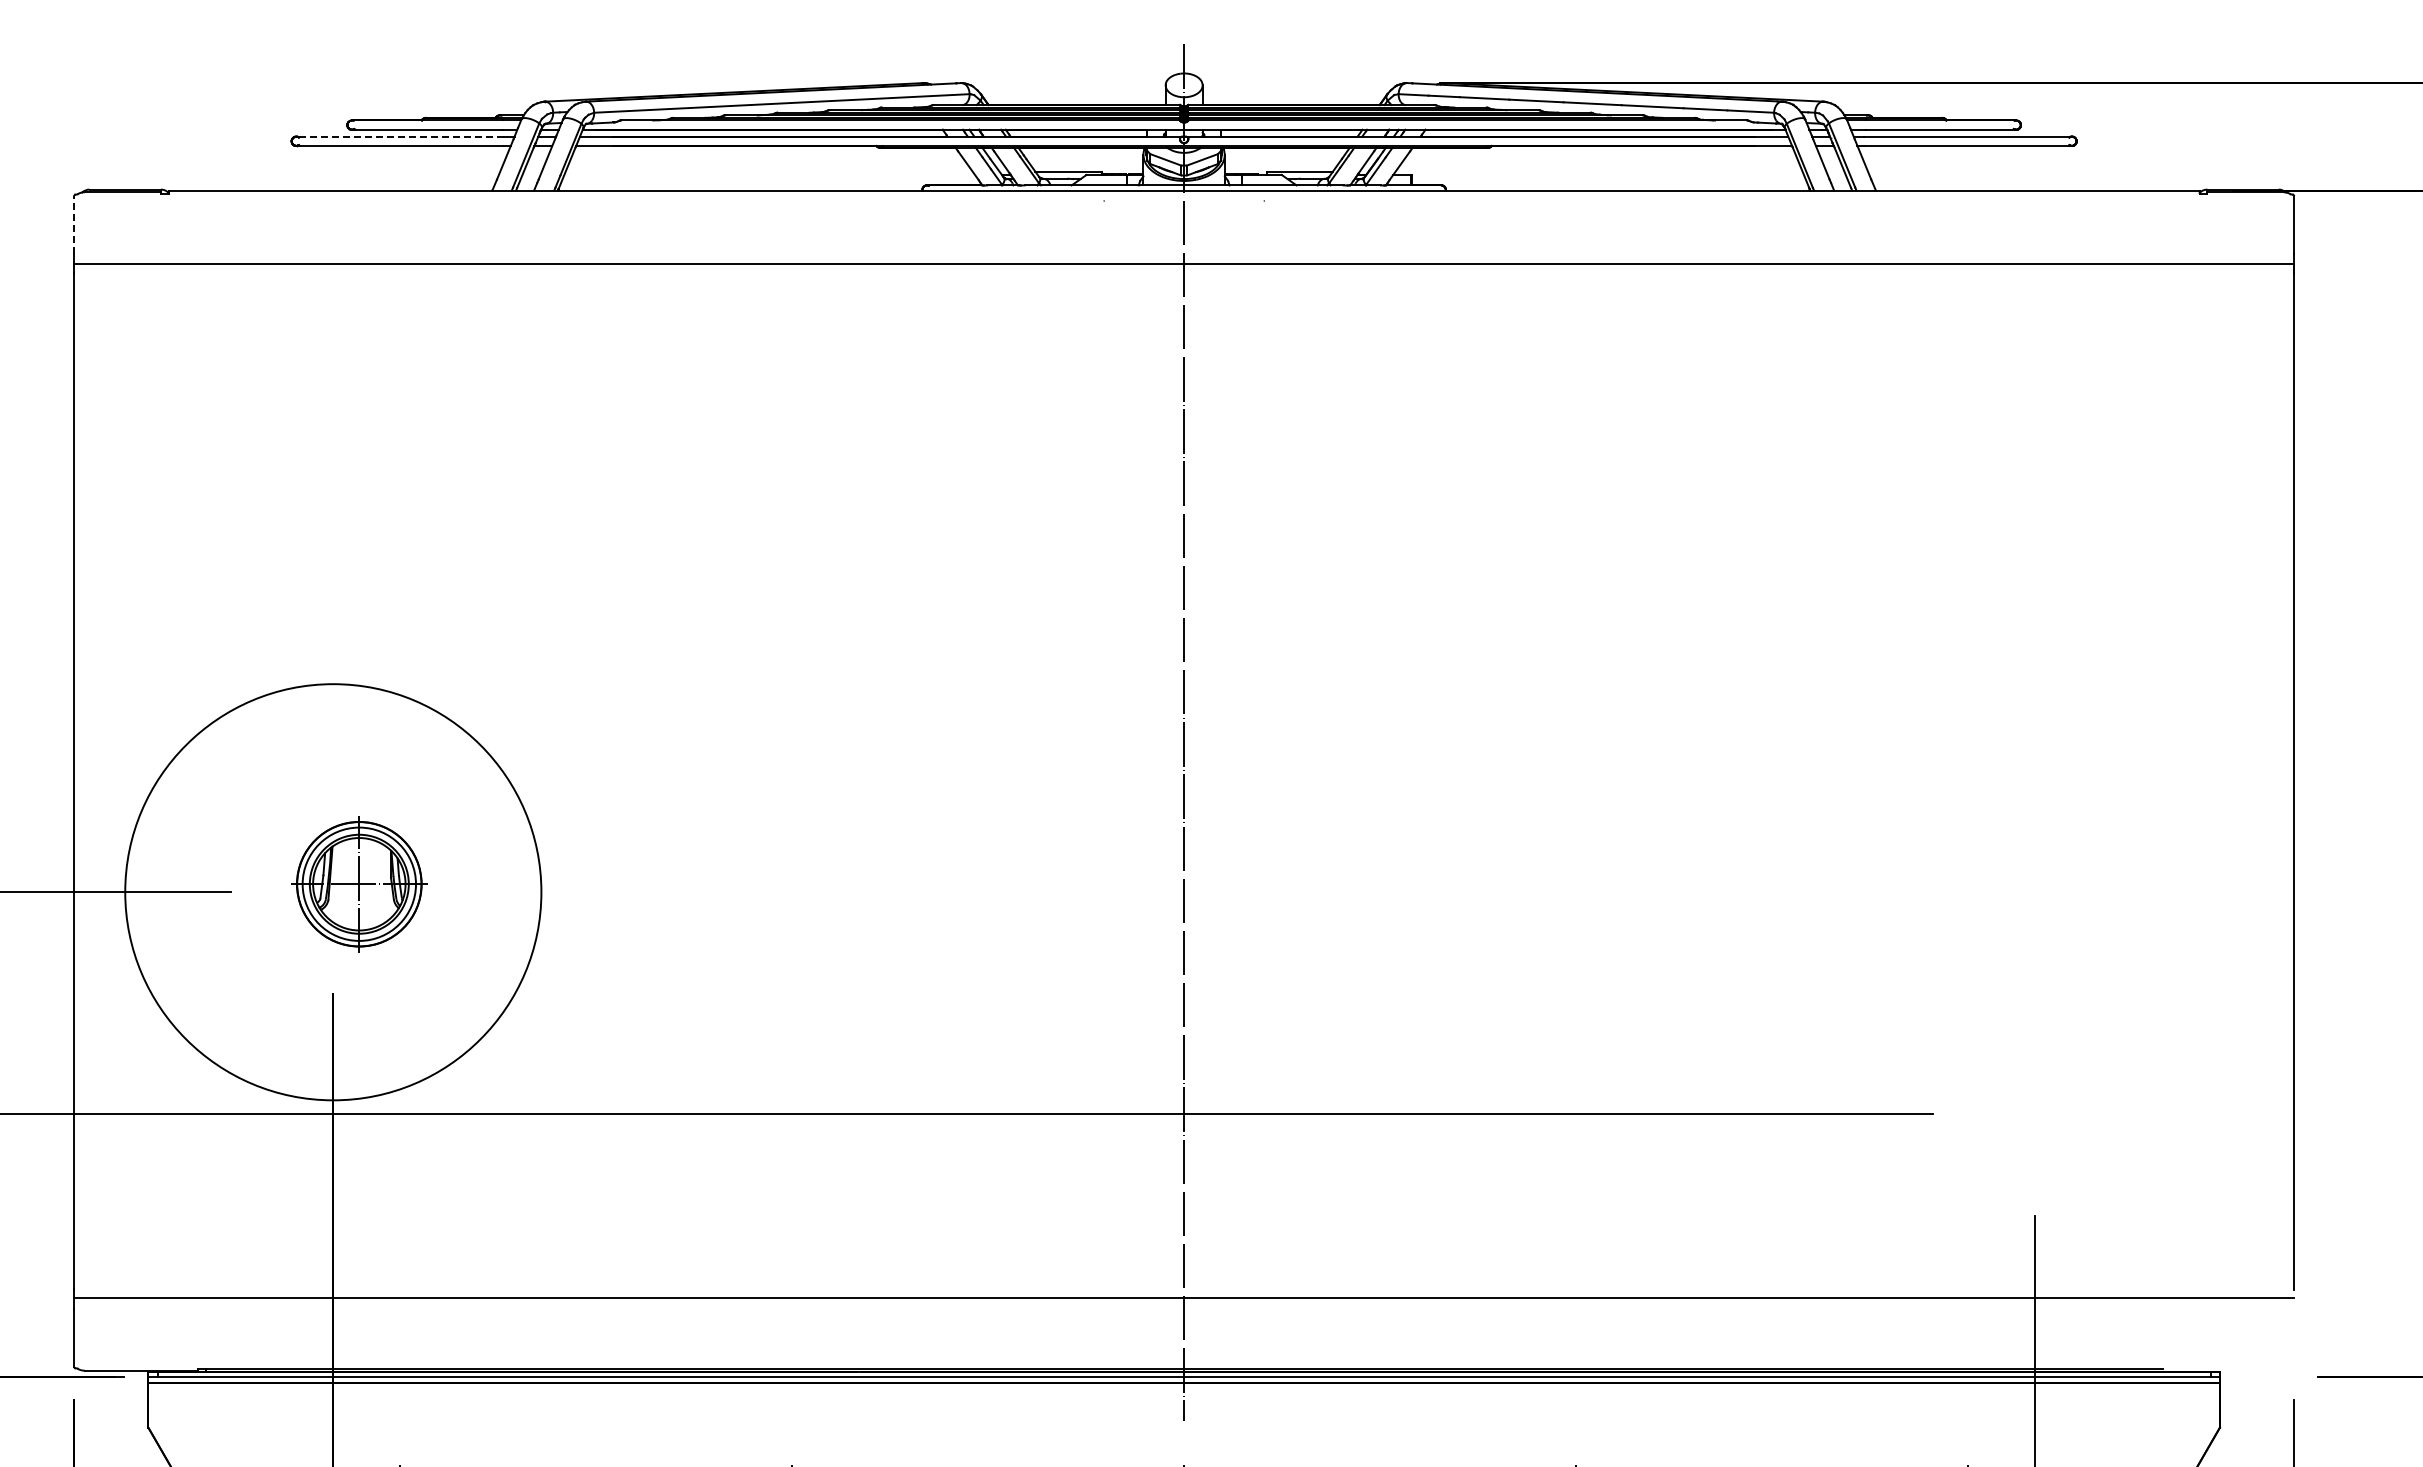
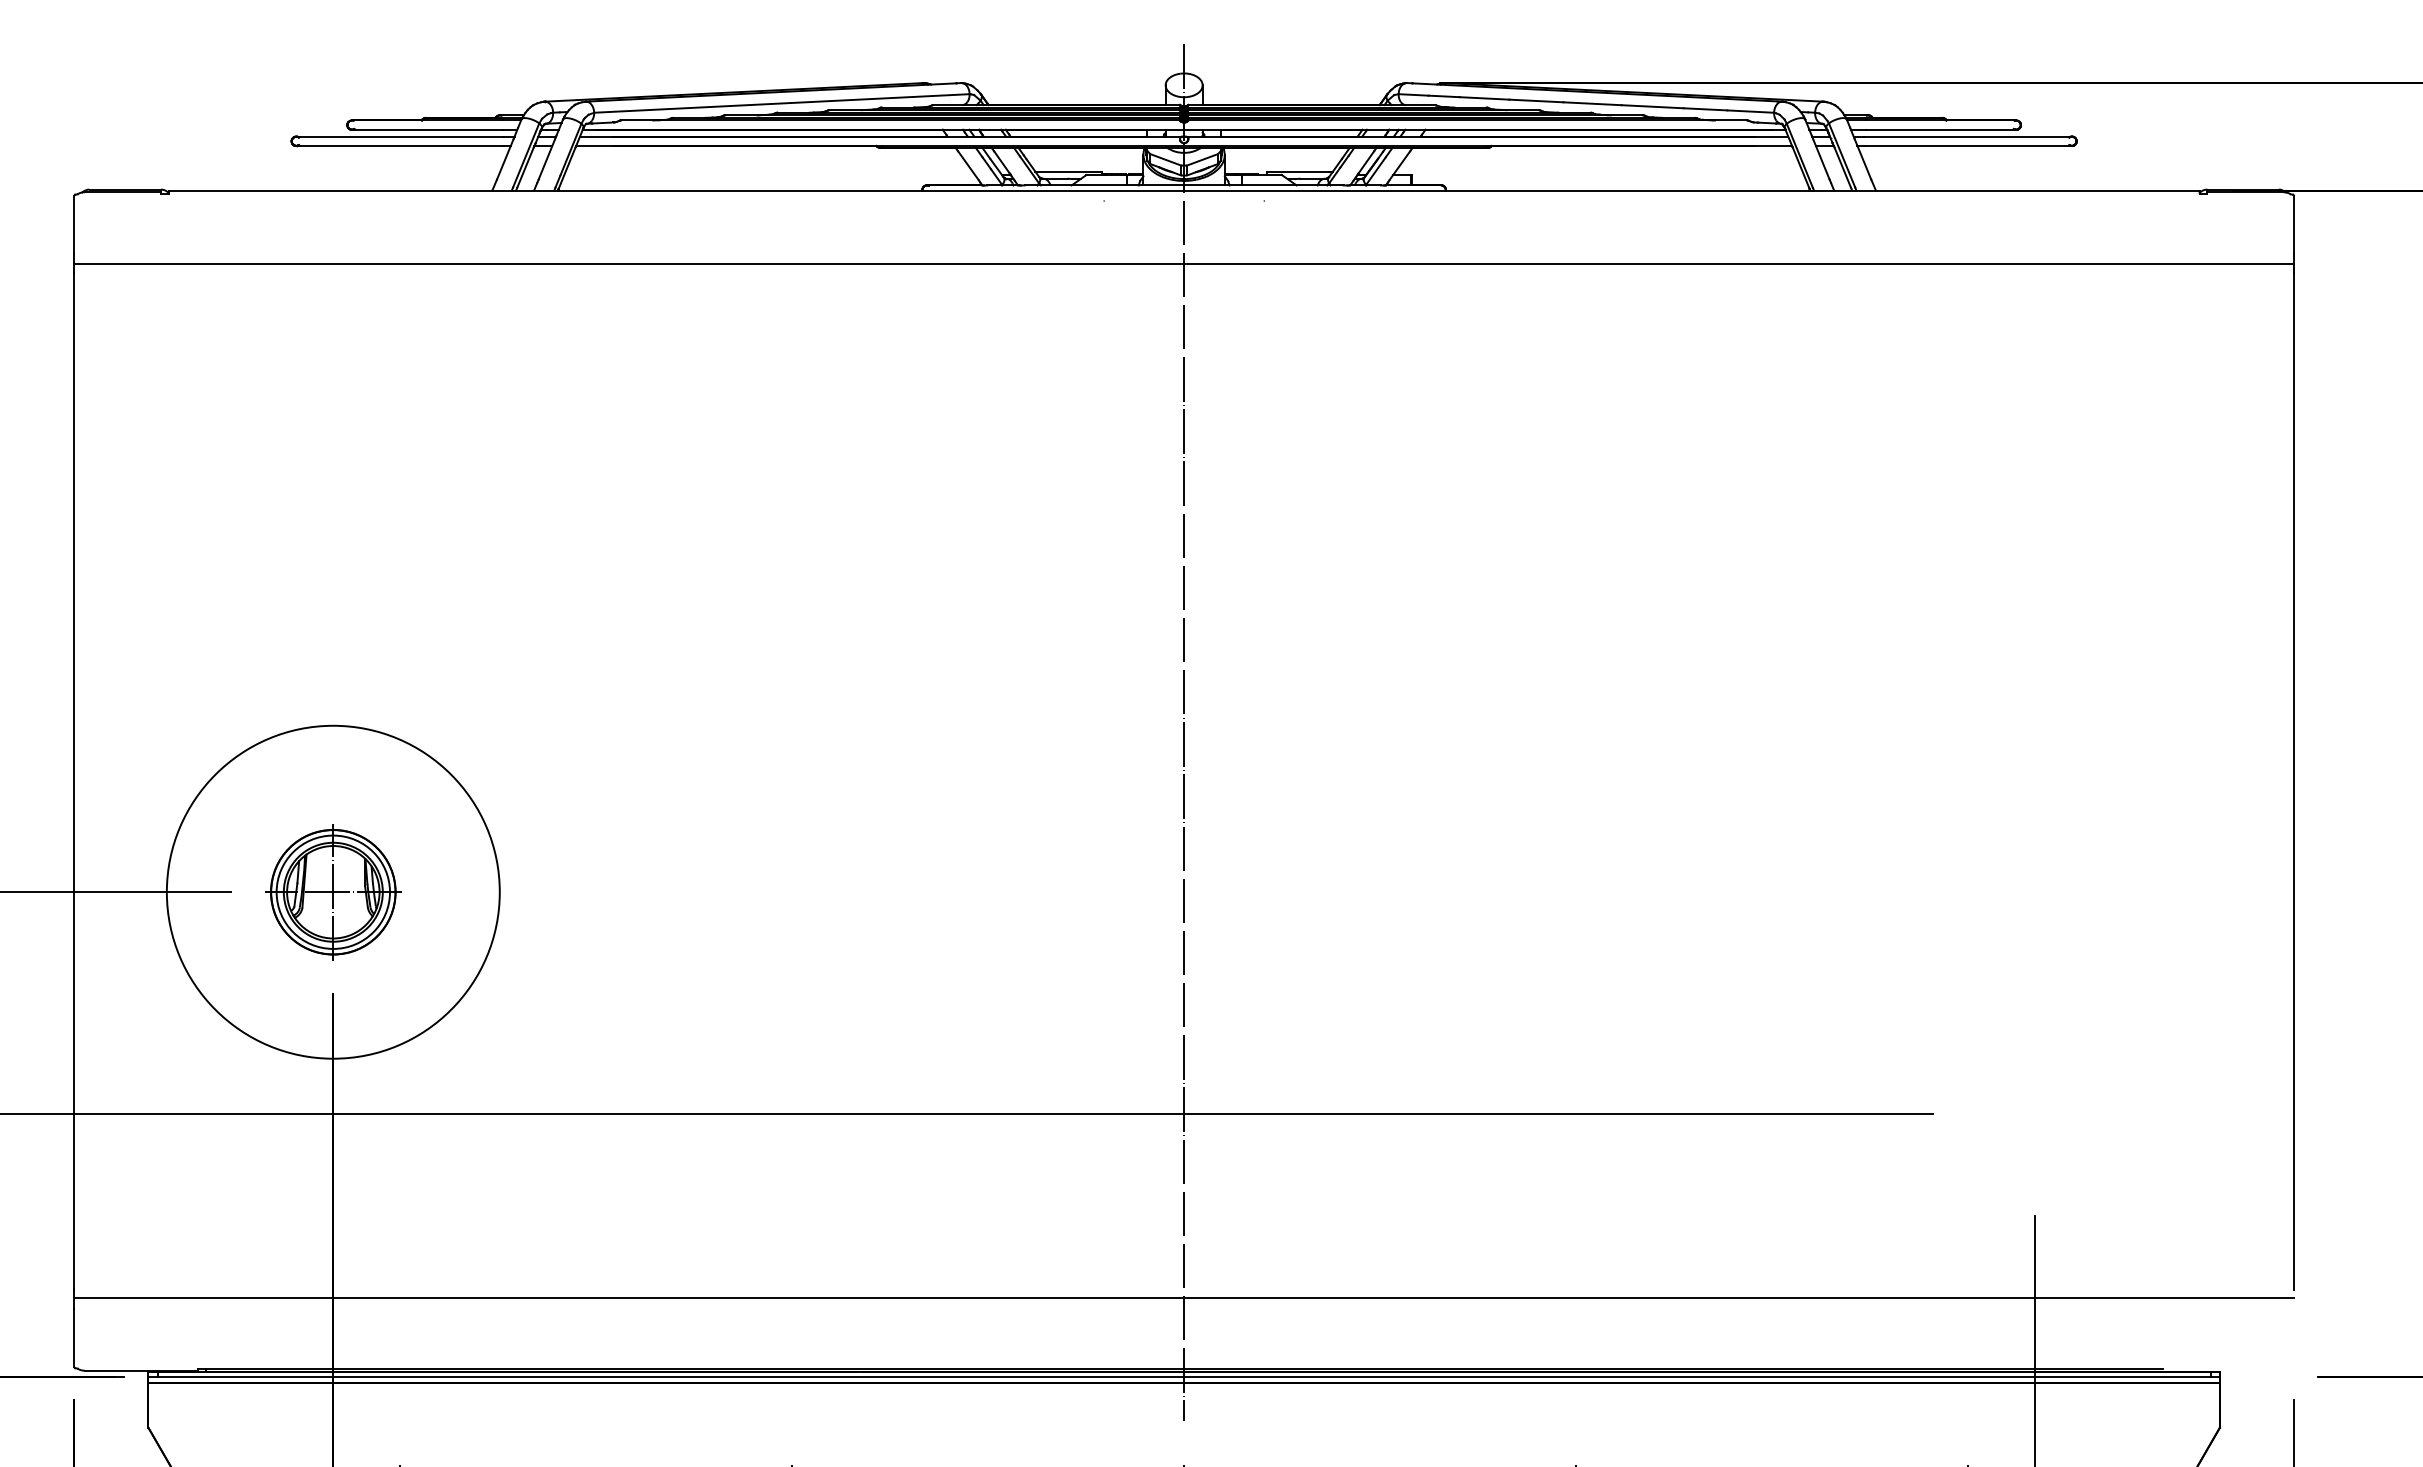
line: dashed -> solid (401, 136)
line: dashed -> solid (74, 224)
part position: (359, 884) -> (333, 892) (333, 892)
circle diameter: 416 px -> 333 px (332, 891)
